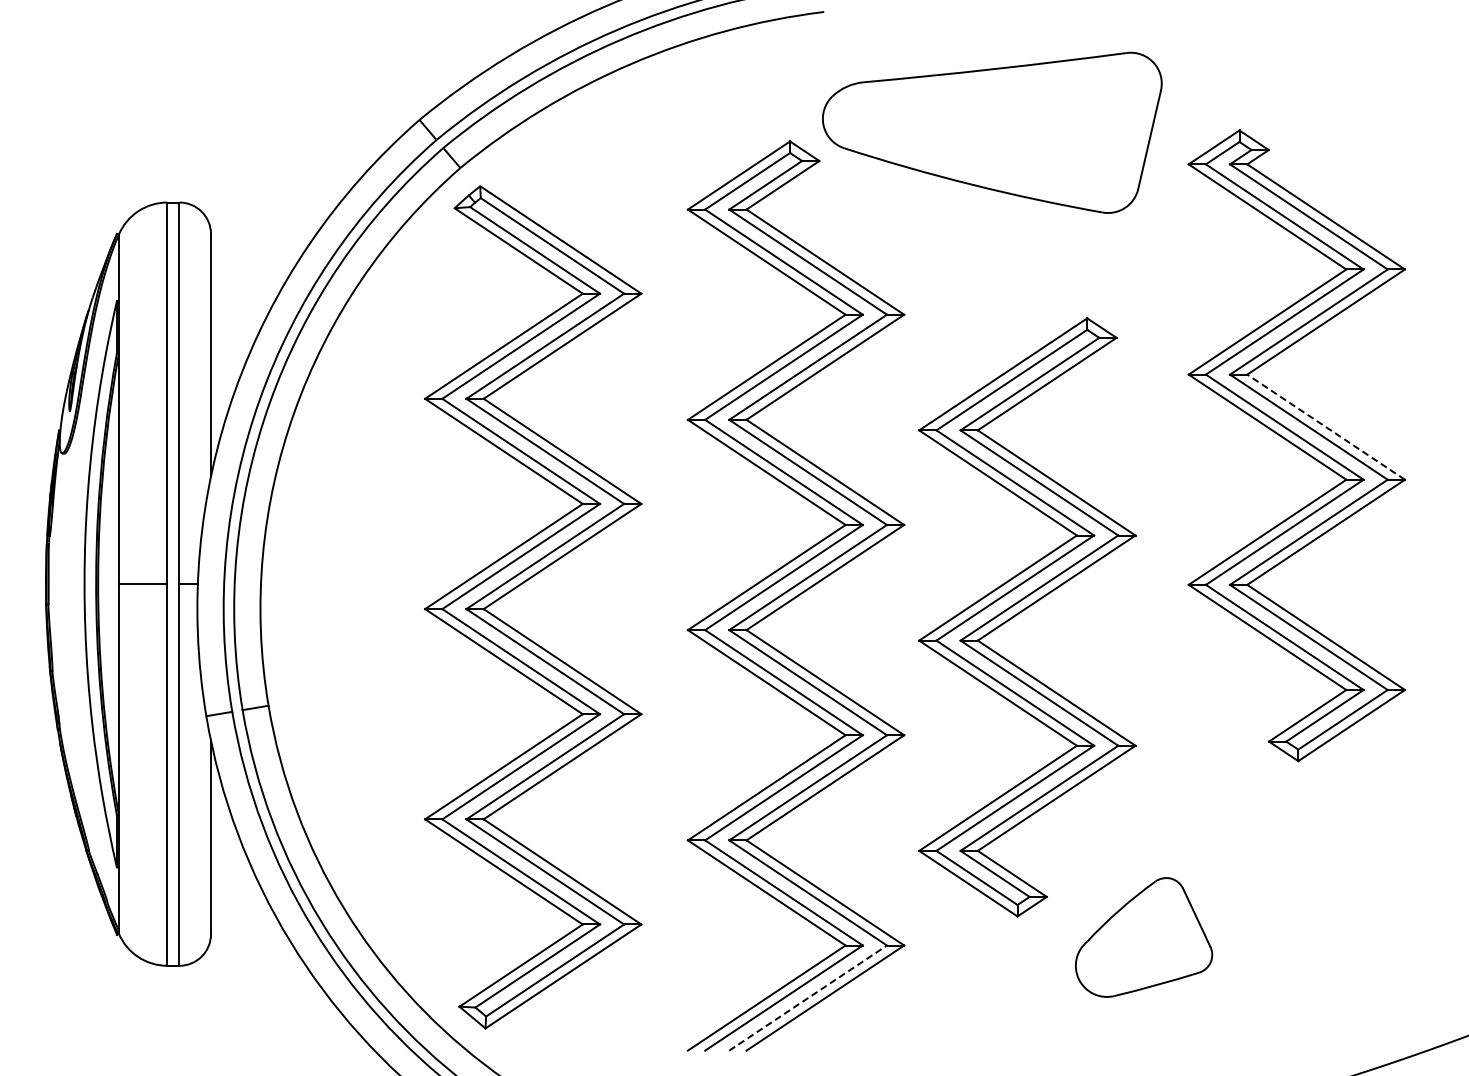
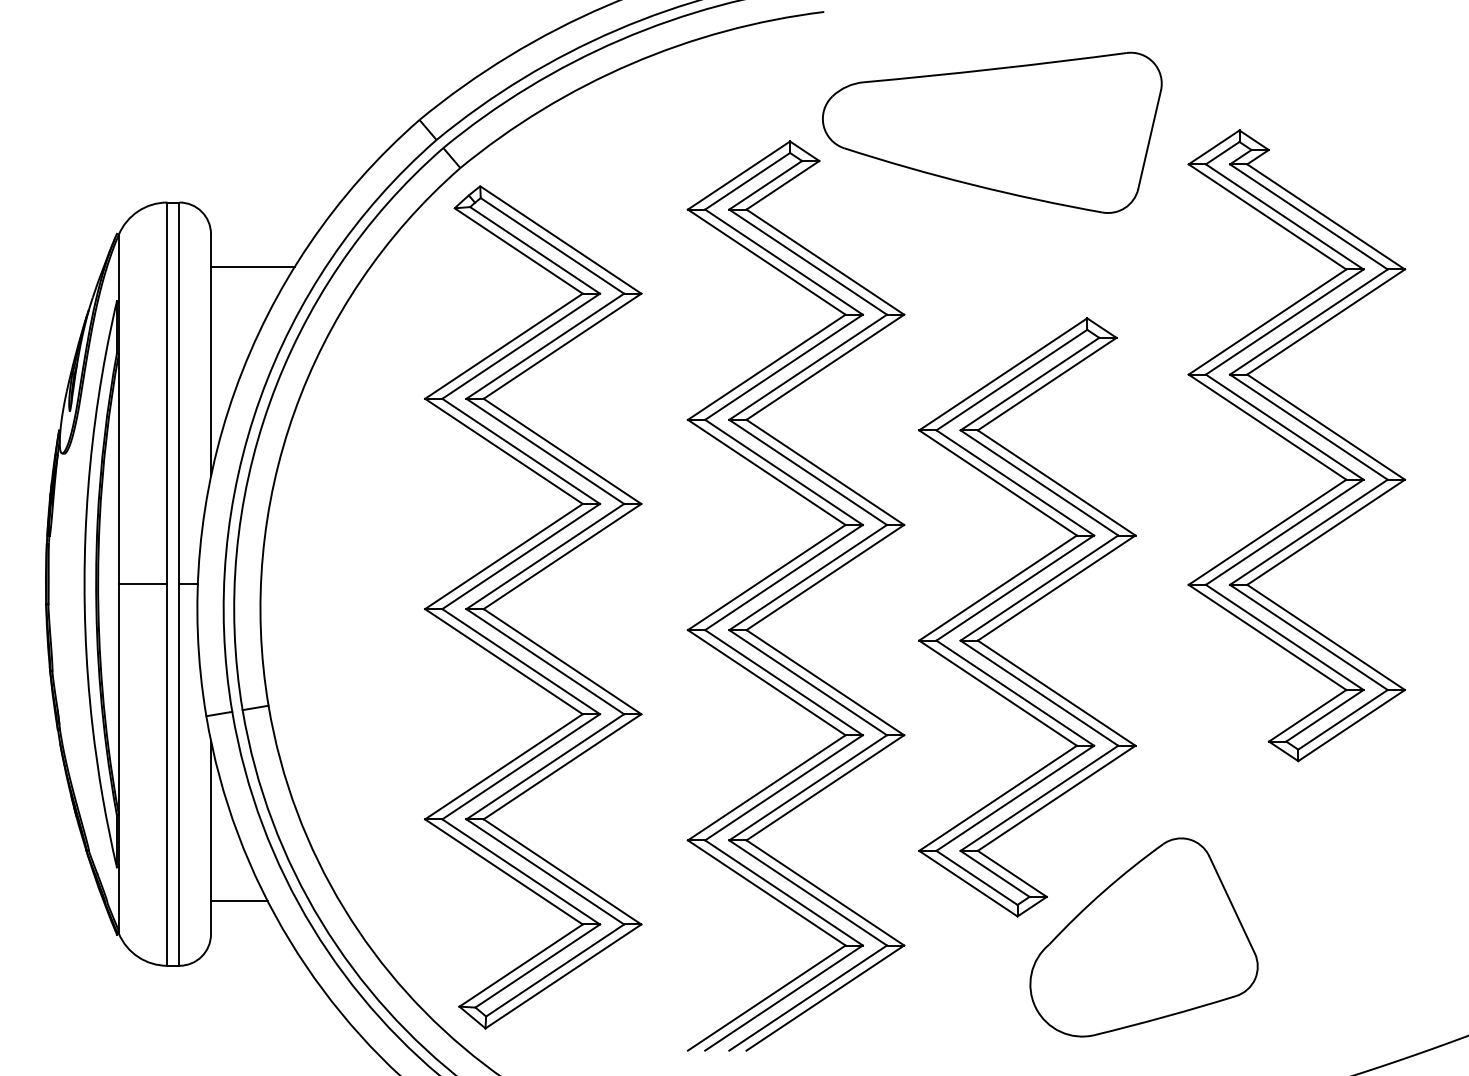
line: none -> present (252, 267)
line: dashed -> solid (1326, 427)
line: none -> present (239, 901)
part size: 139x121 px -> 230x201 px (1143, 937)
line: dashed -> solid (808, 998)
